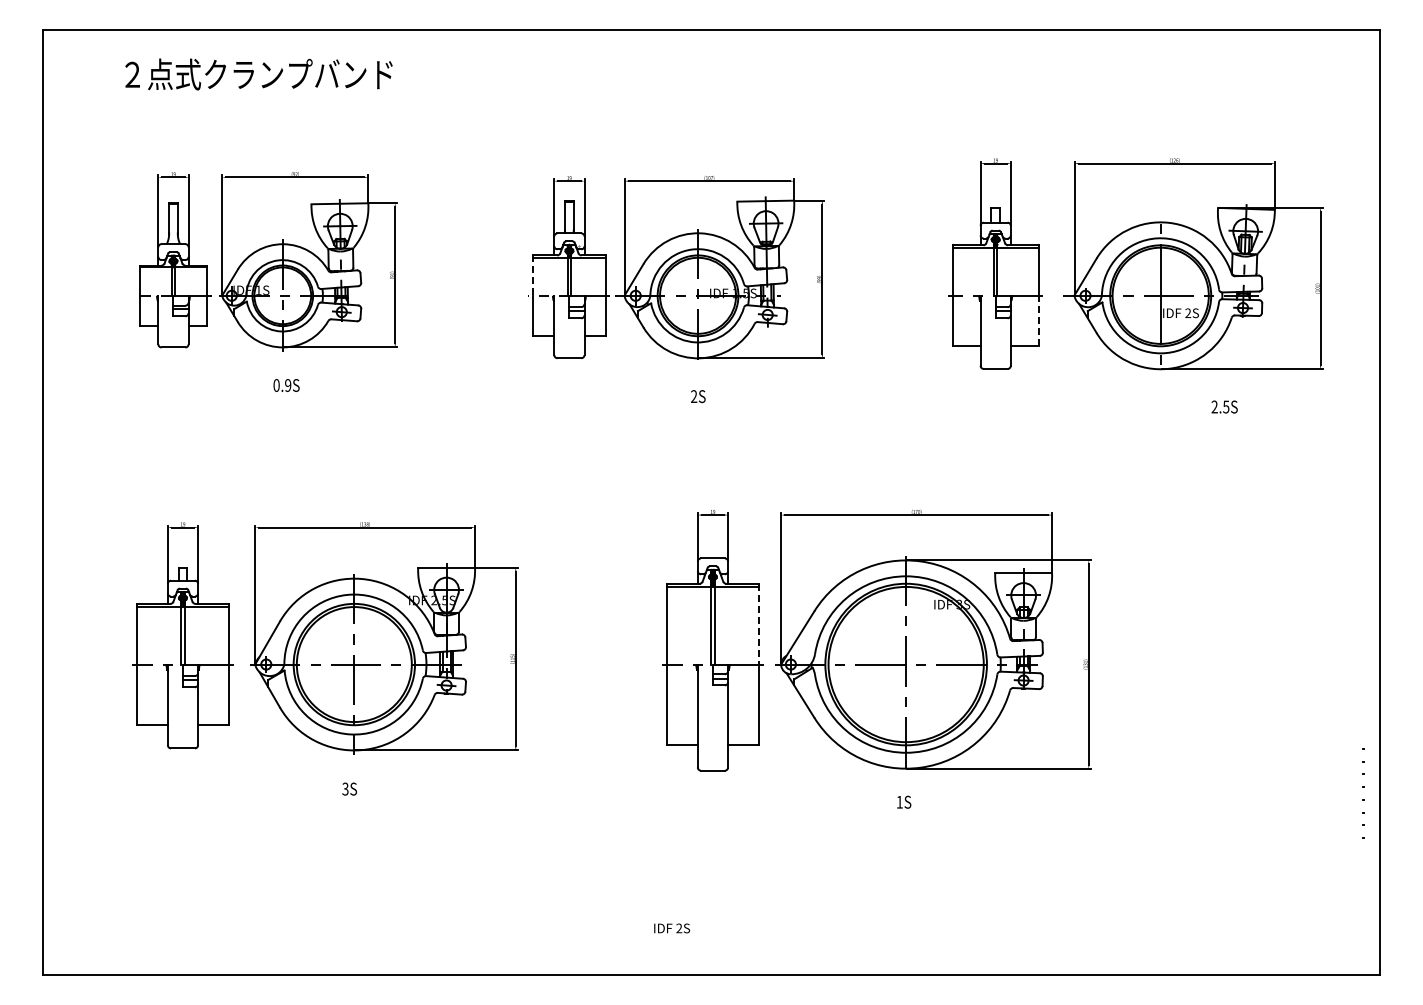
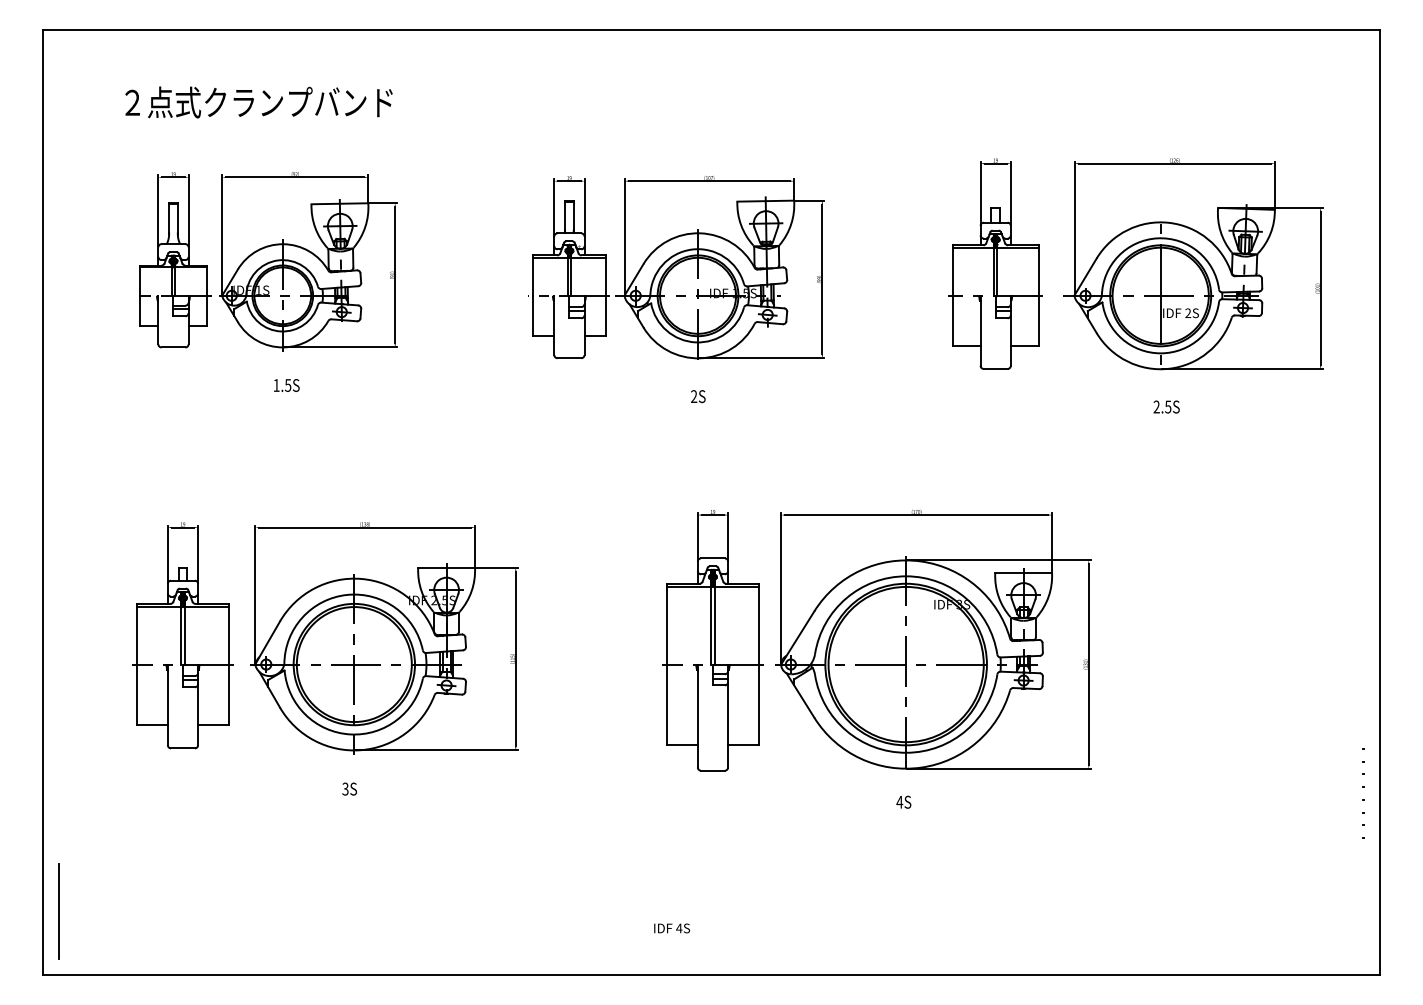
text position: (258, 74) -> (258, 102) (258, 102)
line: dashed -> solid (532, 276)
line: dashed -> solid (1038, 320)
text: 0.9S -> 1.5S (282, 385)
text position: (1224, 406) -> (1166, 406) (1166, 406)
line: dashed -> solid (759, 624)
text: 1S -> 4S (899, 802)
line: none -> present (58, 911)
text: 2S -> 4S (679, 928)
